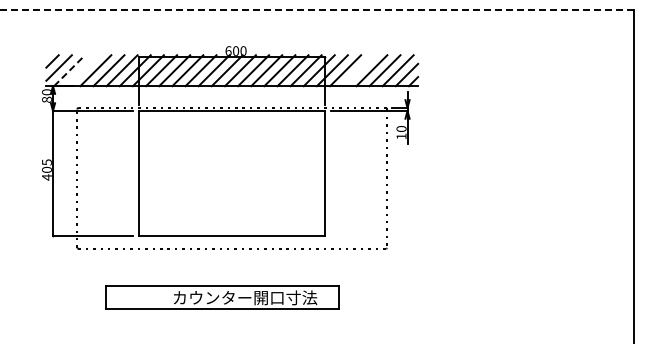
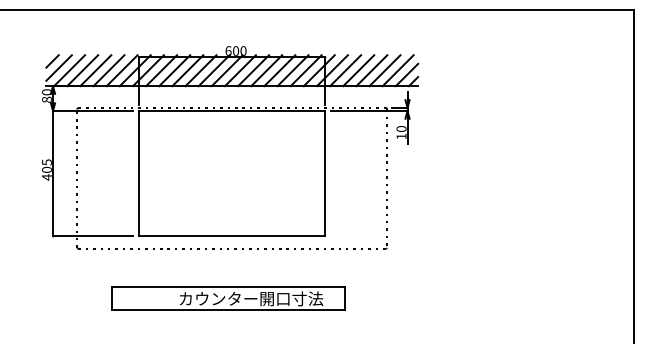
line: dashed -> solid (317, 10)
line: dashed -> solid (69, 70)
line: none -> present (82, 70)
line: none -> present (358, 70)
part position: (222, 297) -> (228, 298) (228, 298)
